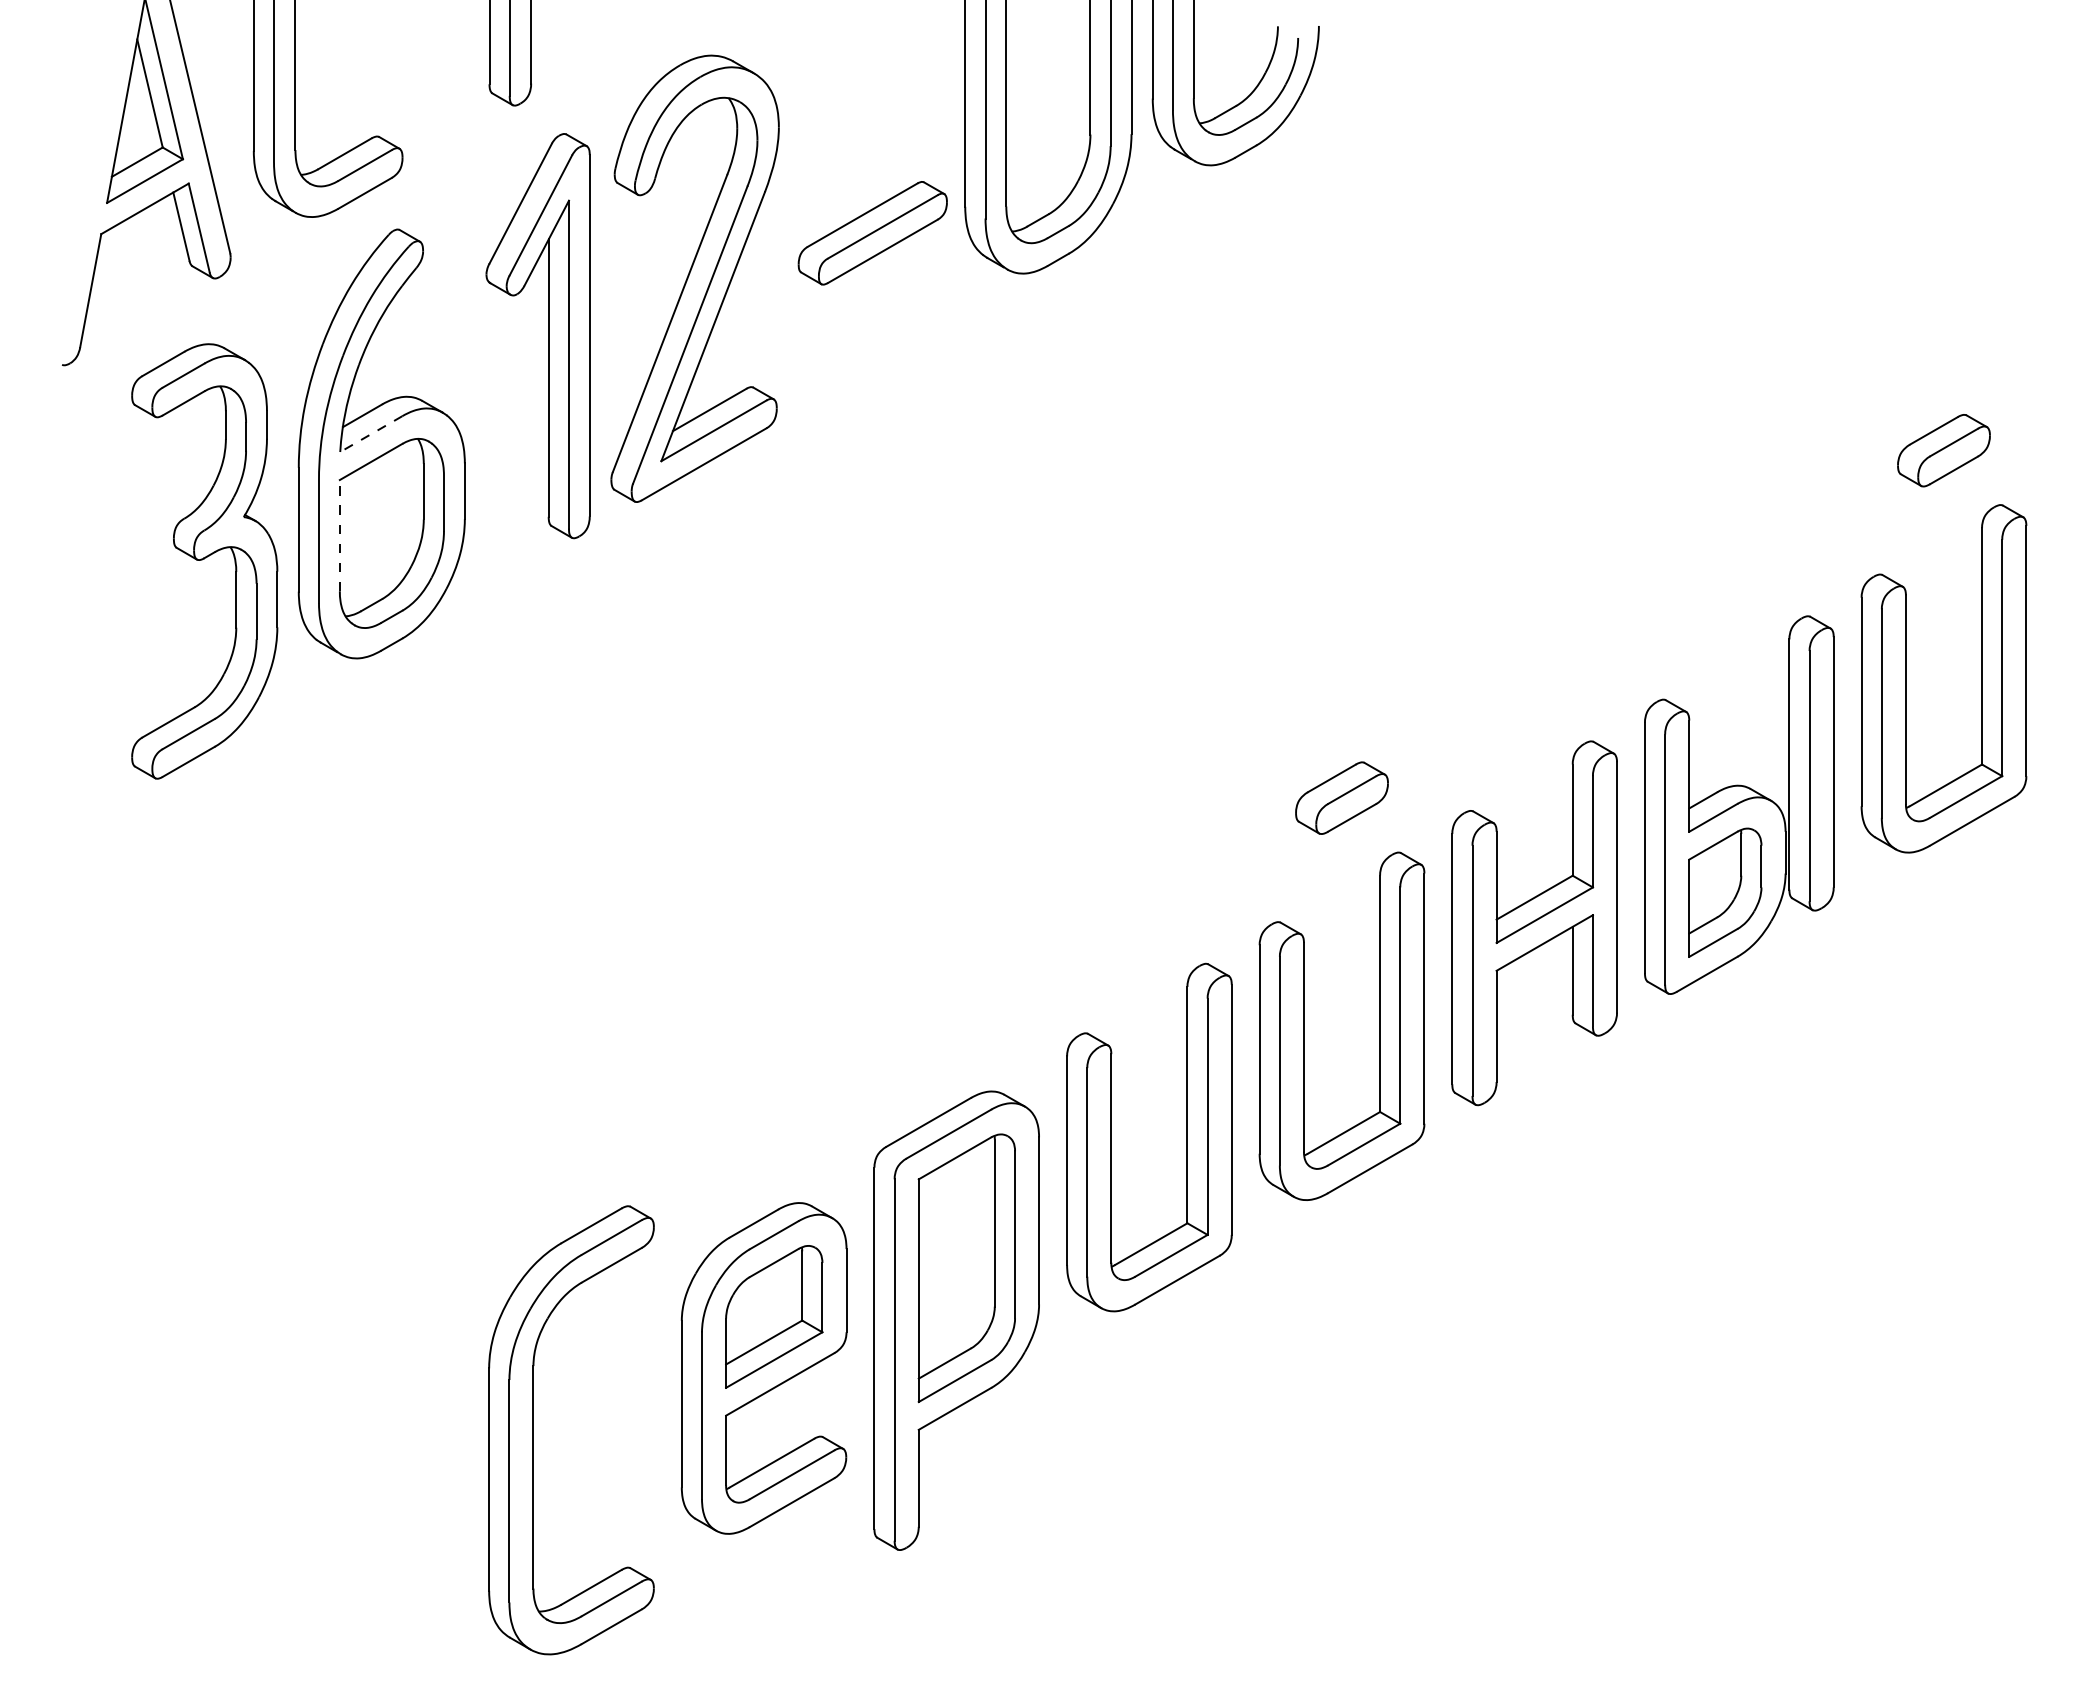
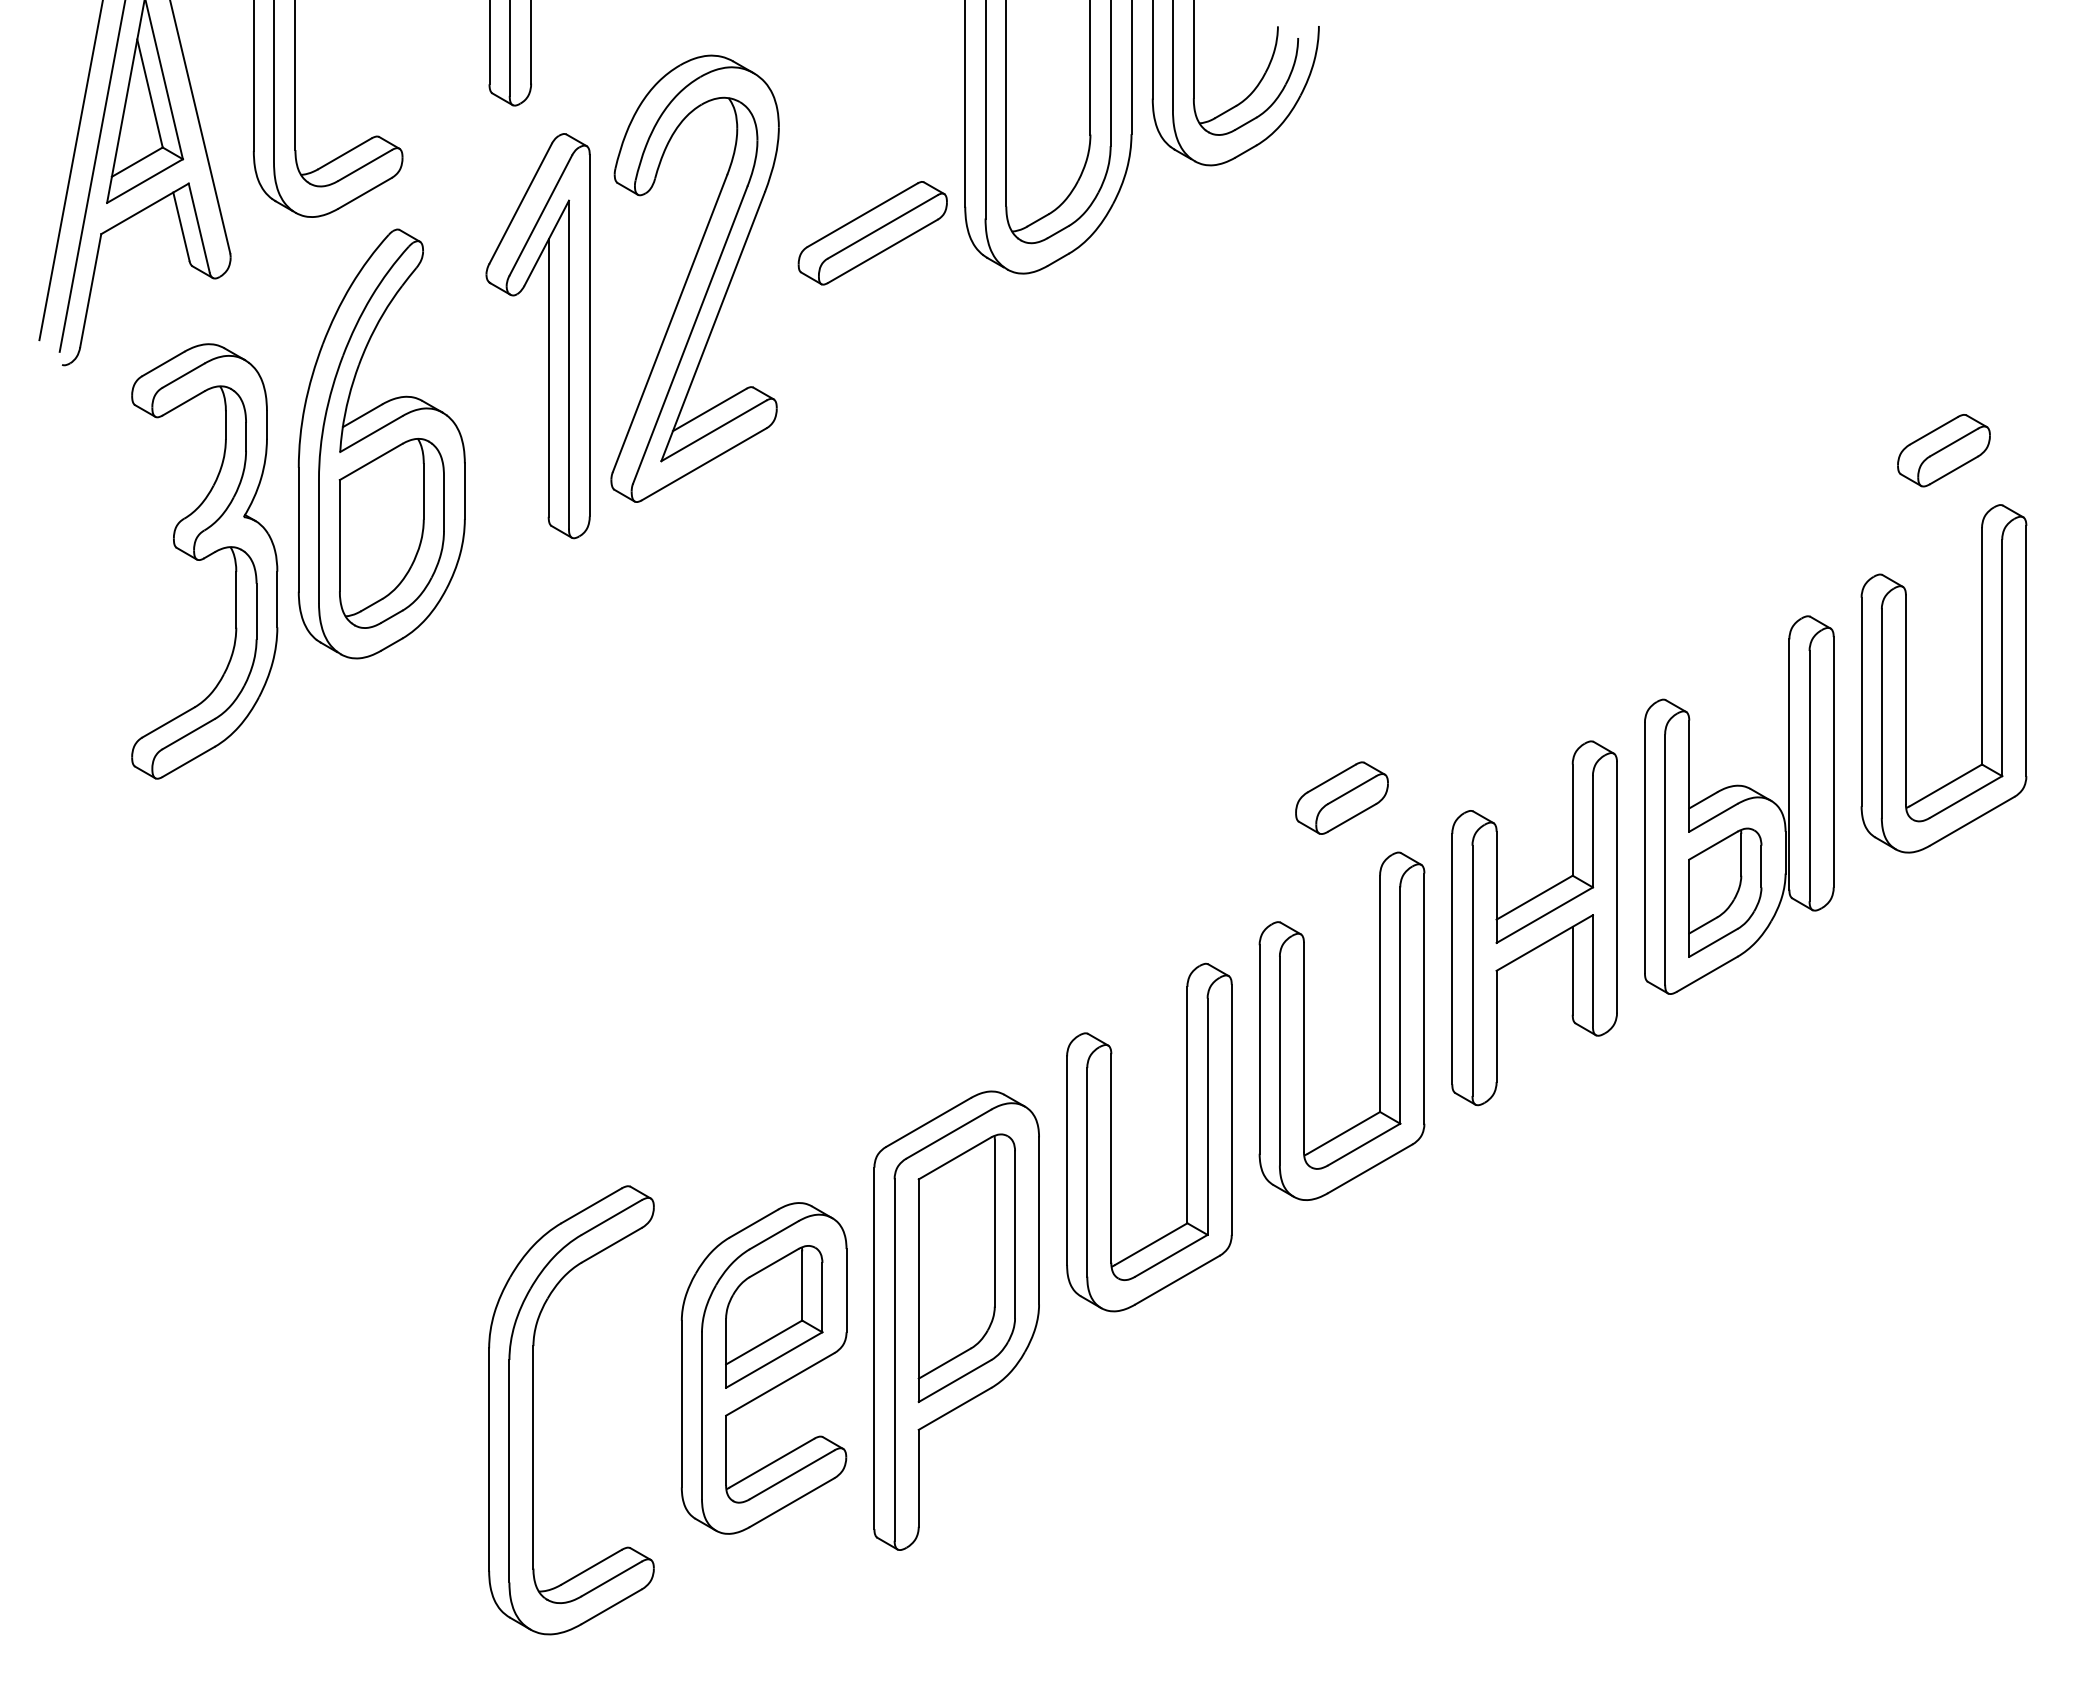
line: none -> present (70, 171)
line: none -> present (91, 176)
line: dashed -> solid (371, 434)
line: dashed -> solid (339, 535)
part position: (533, 1430) -> (533, 1410) (533, 1410)
